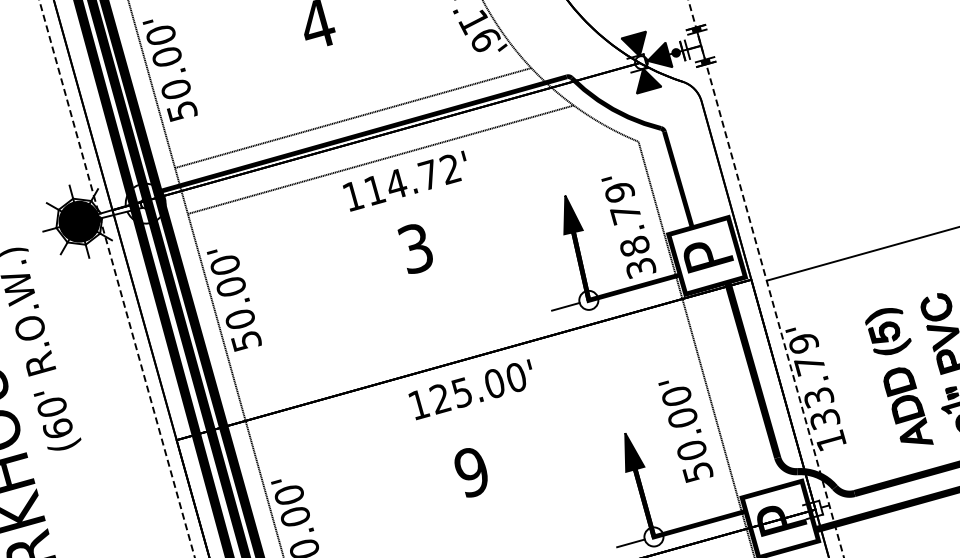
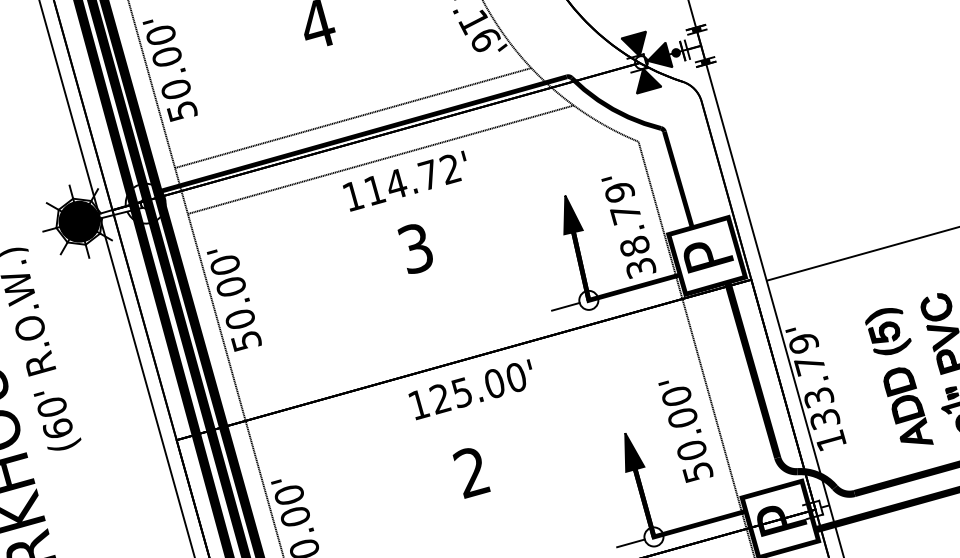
line: dashed -> solid (117, 279)
line: dashed -> solid (766, 279)
text: 9 -> 2 (471, 473)
